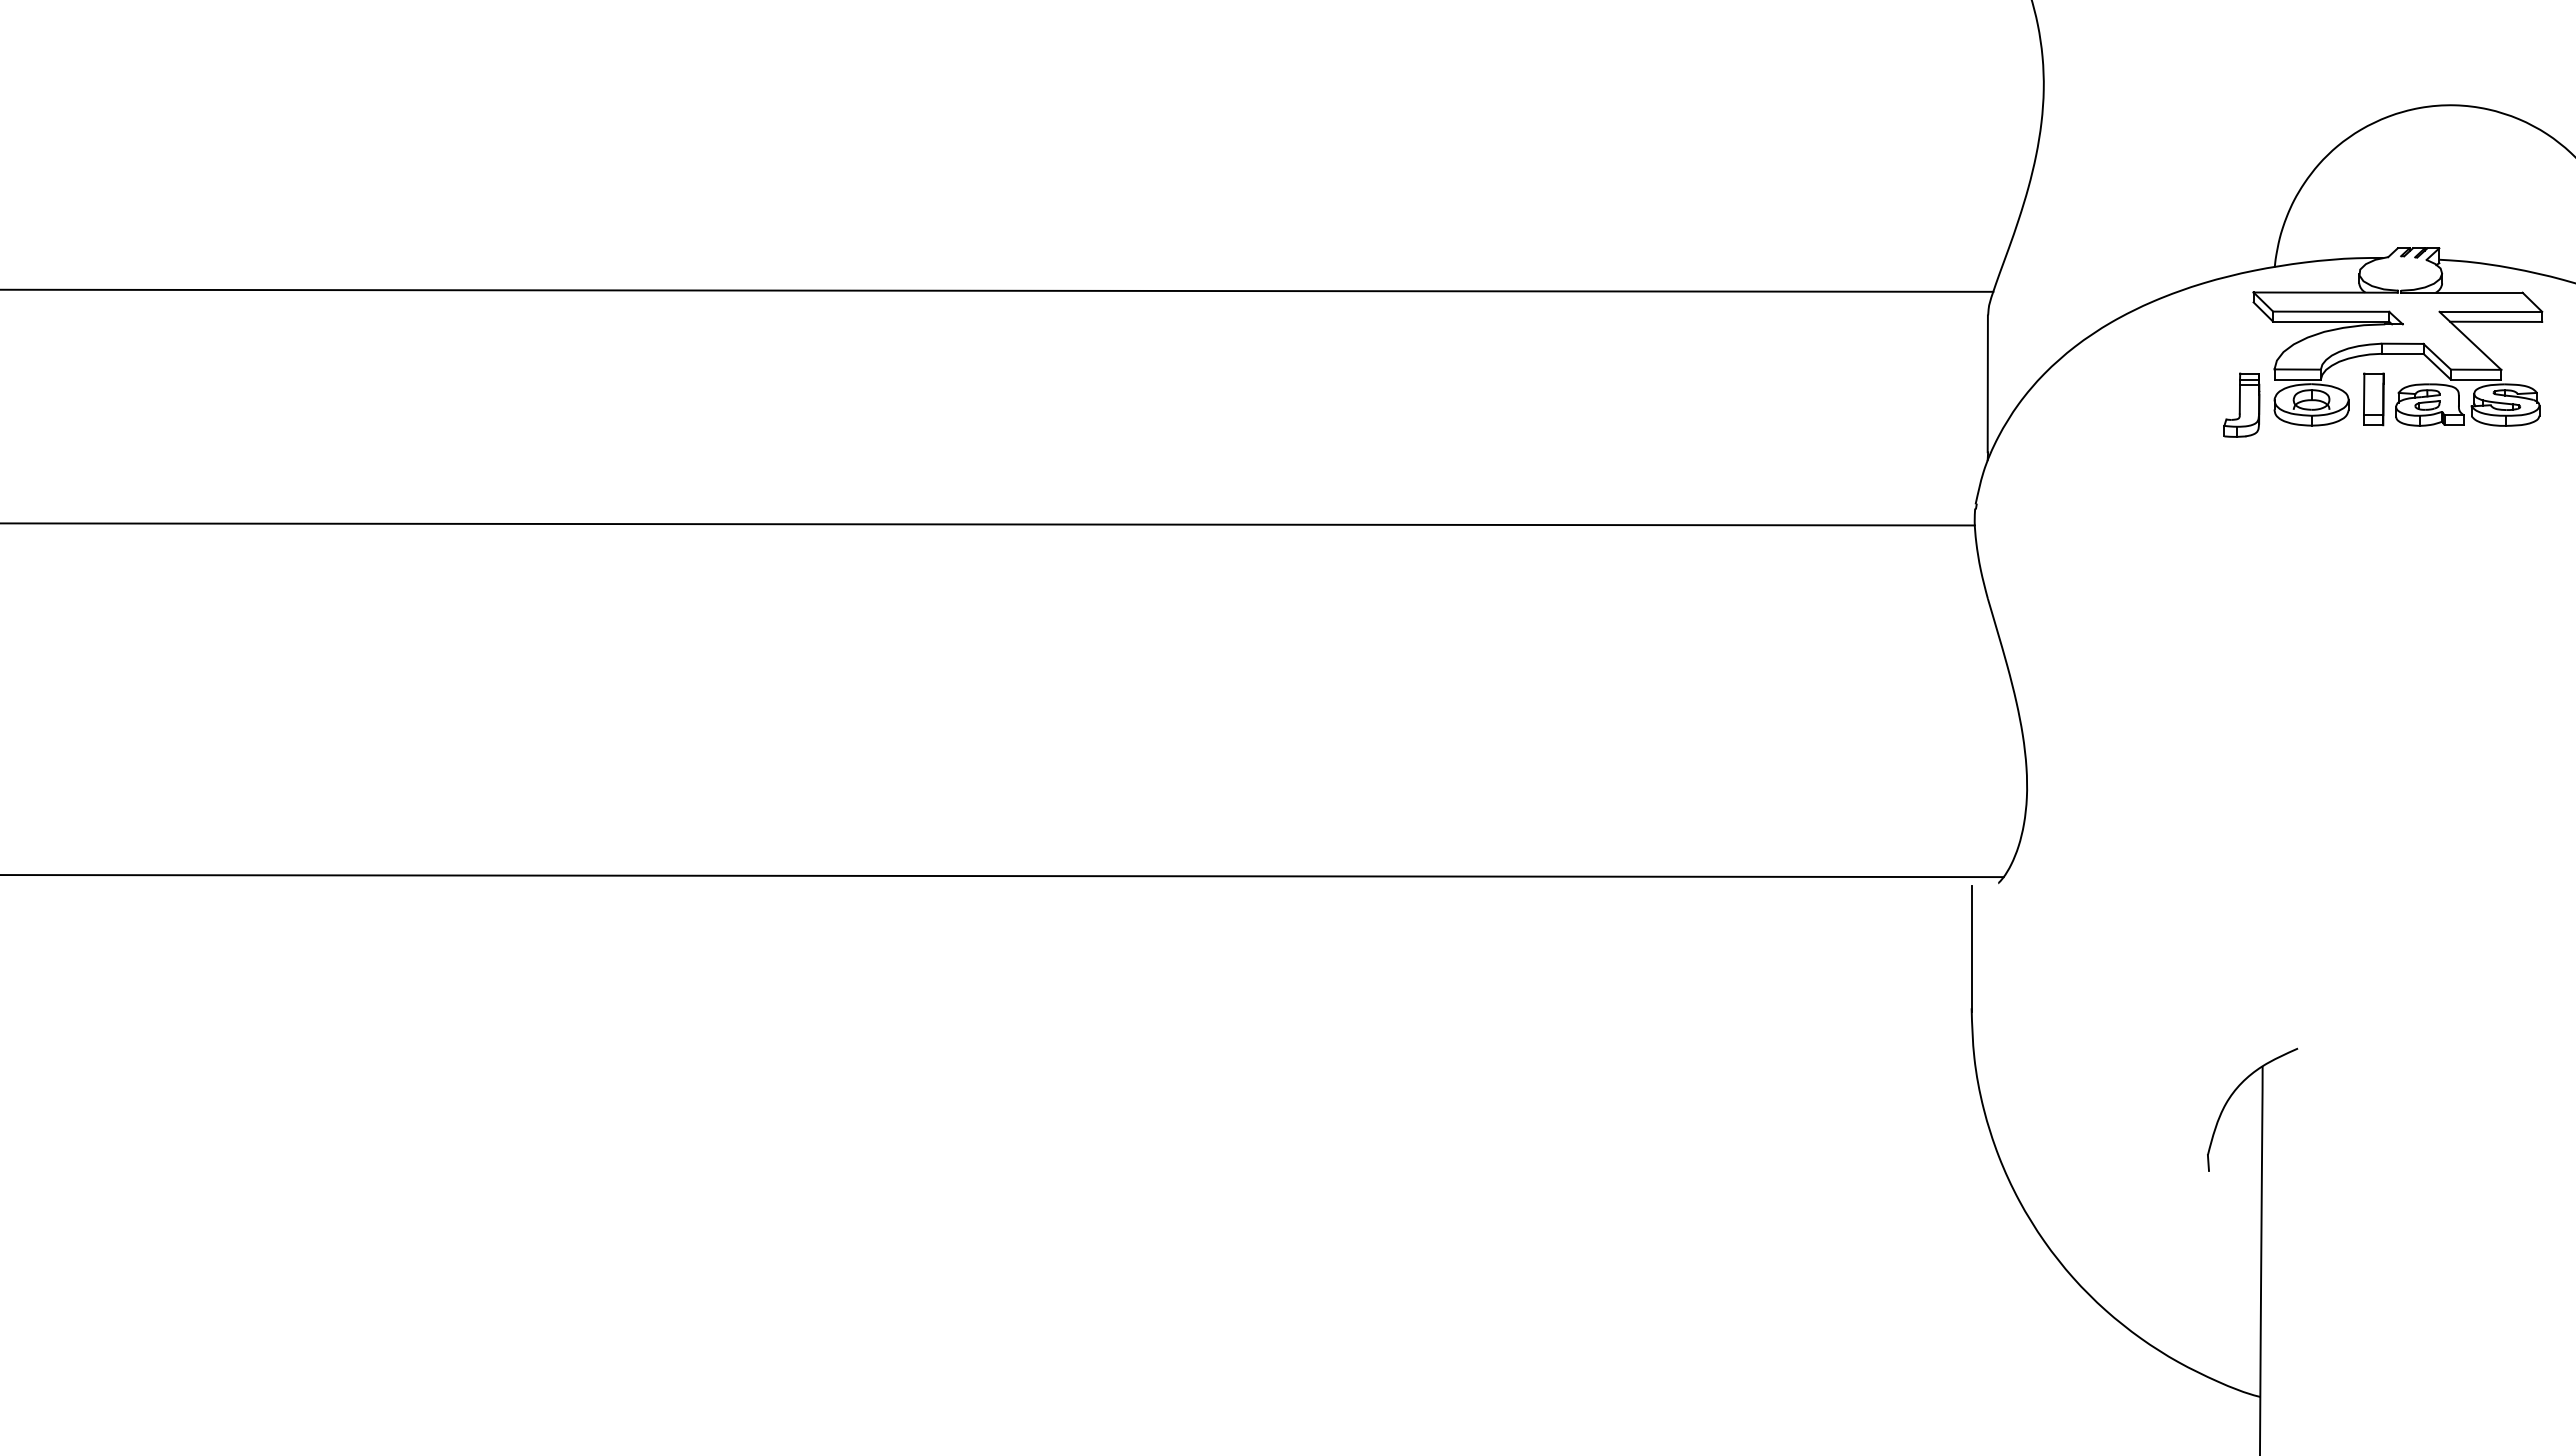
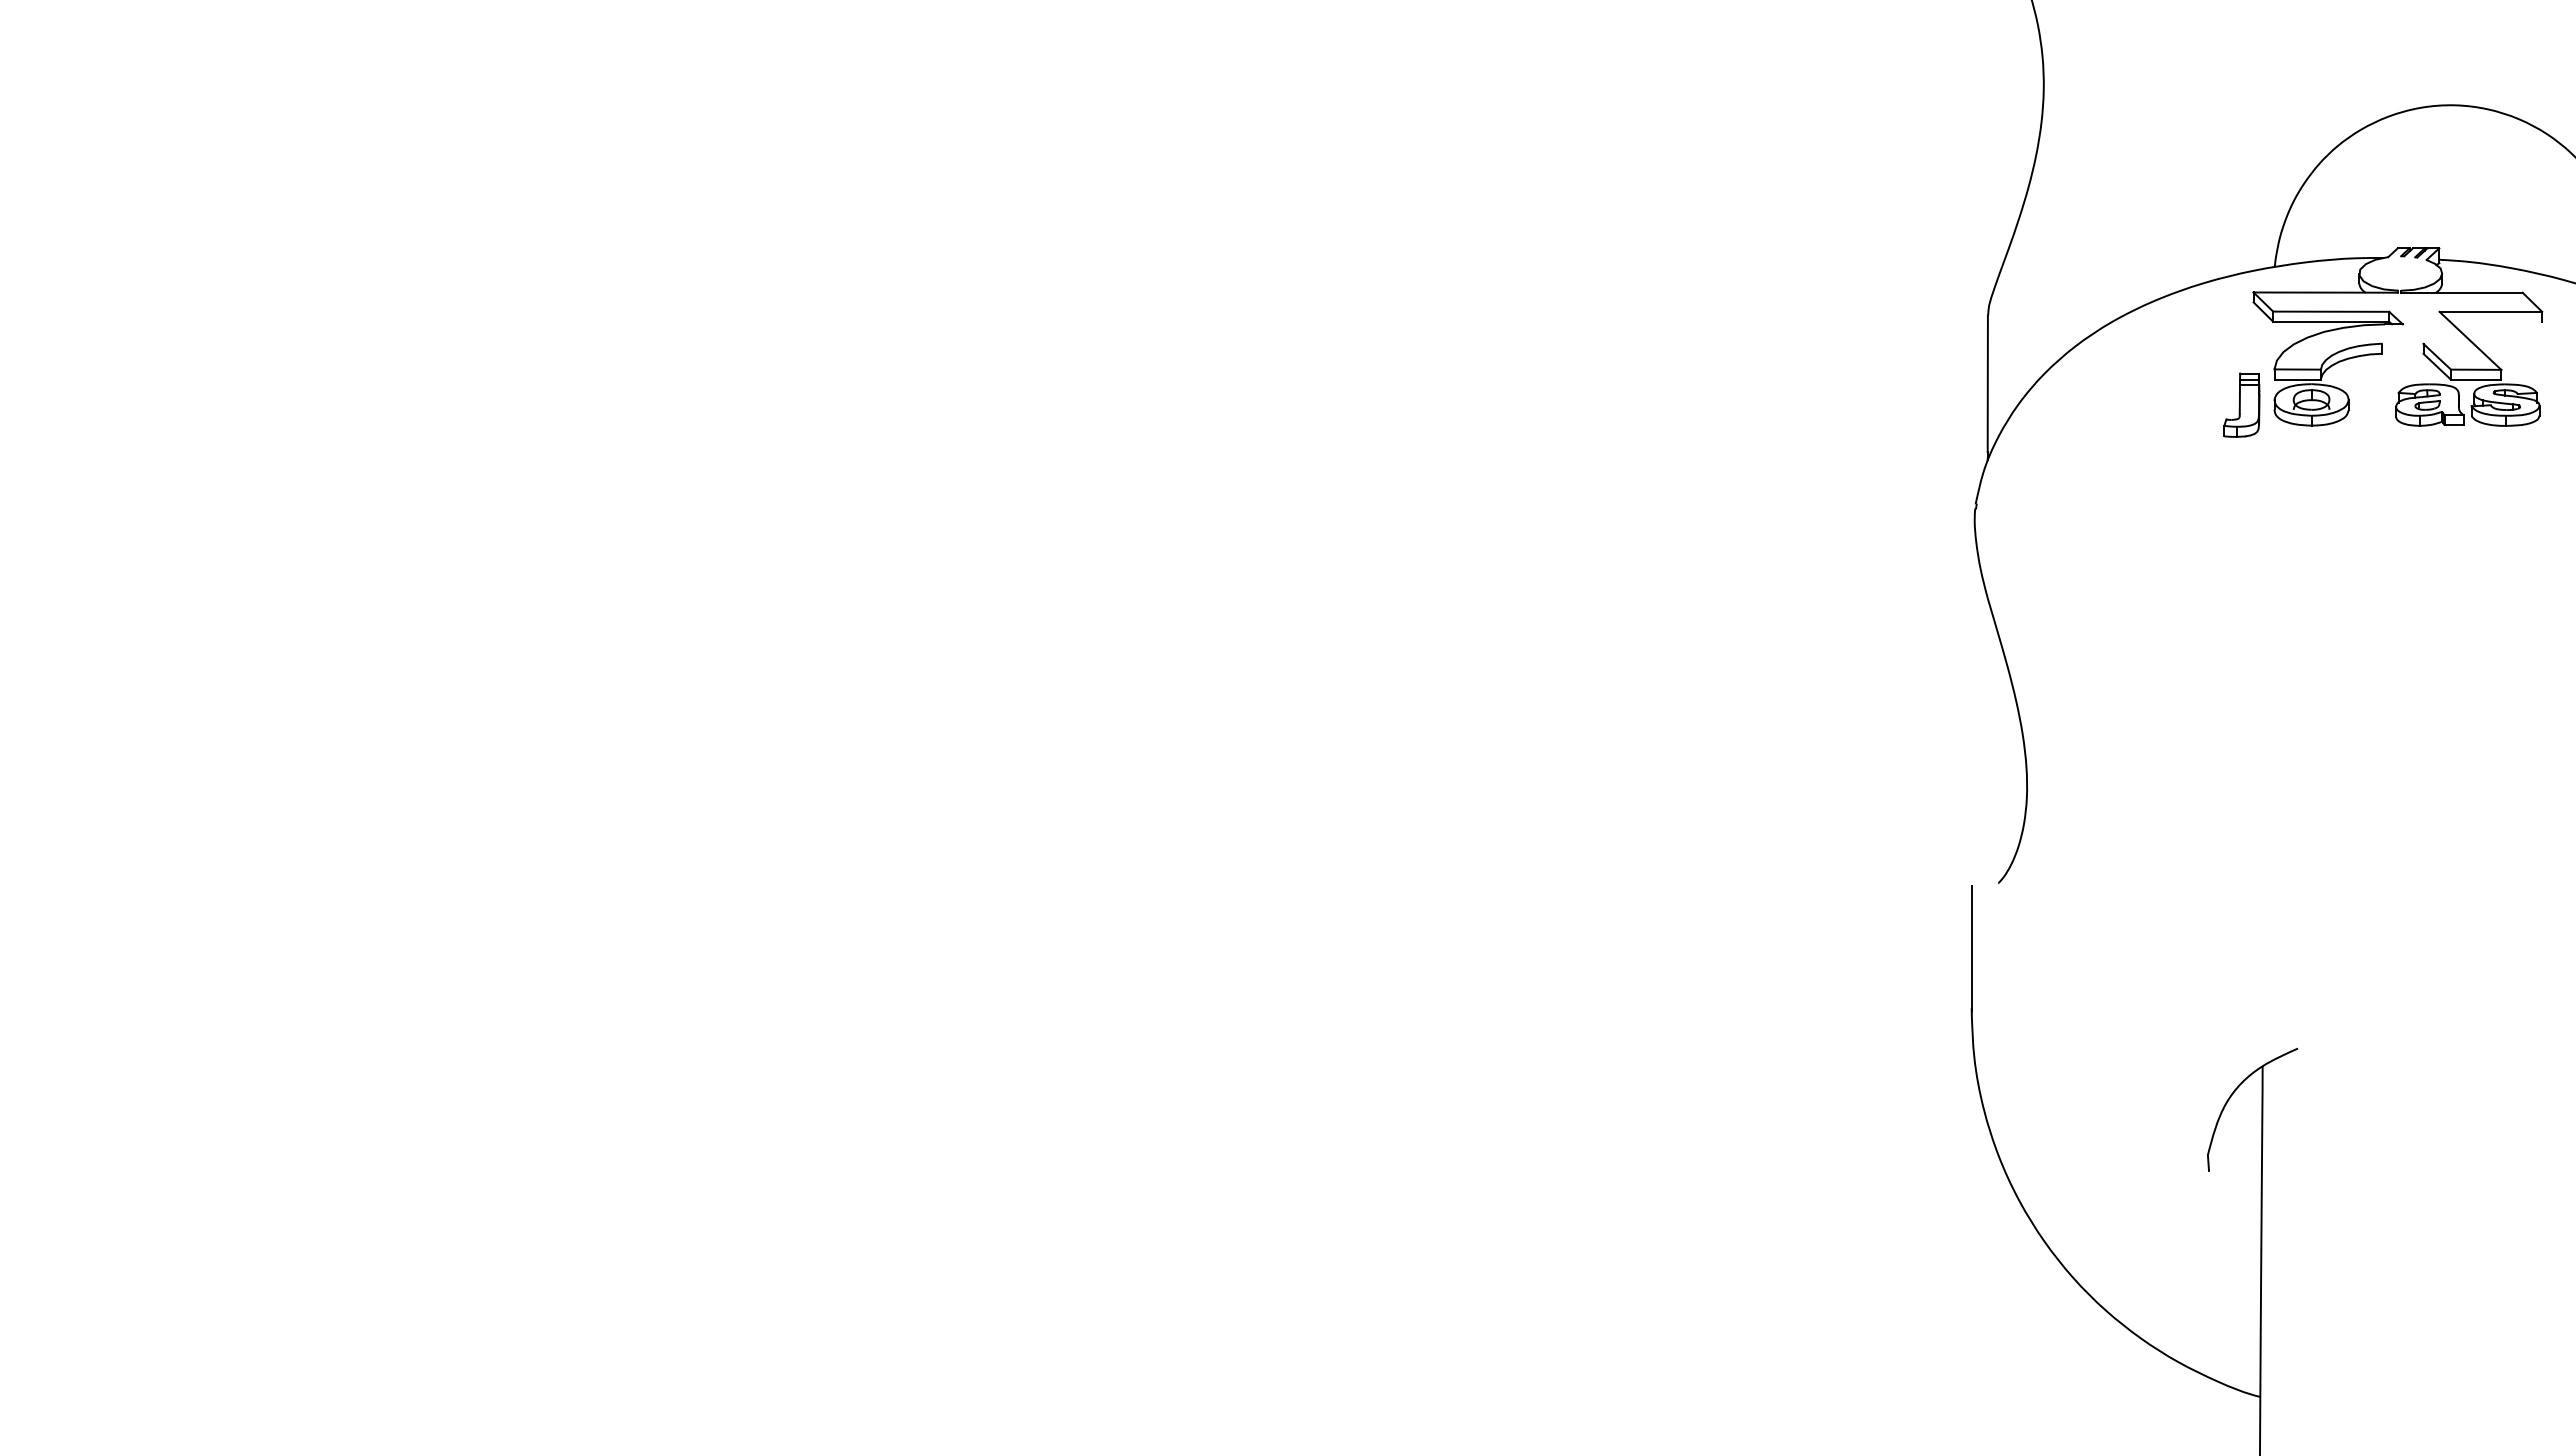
line: present -> none (997, 290)
line: present -> none (2496, 321)
line: present -> none (2402, 343)
line: present -> none (2402, 353)
part: present -> none (2373, 399)
line: present -> none (988, 524)
line: present -> none (1002, 876)
